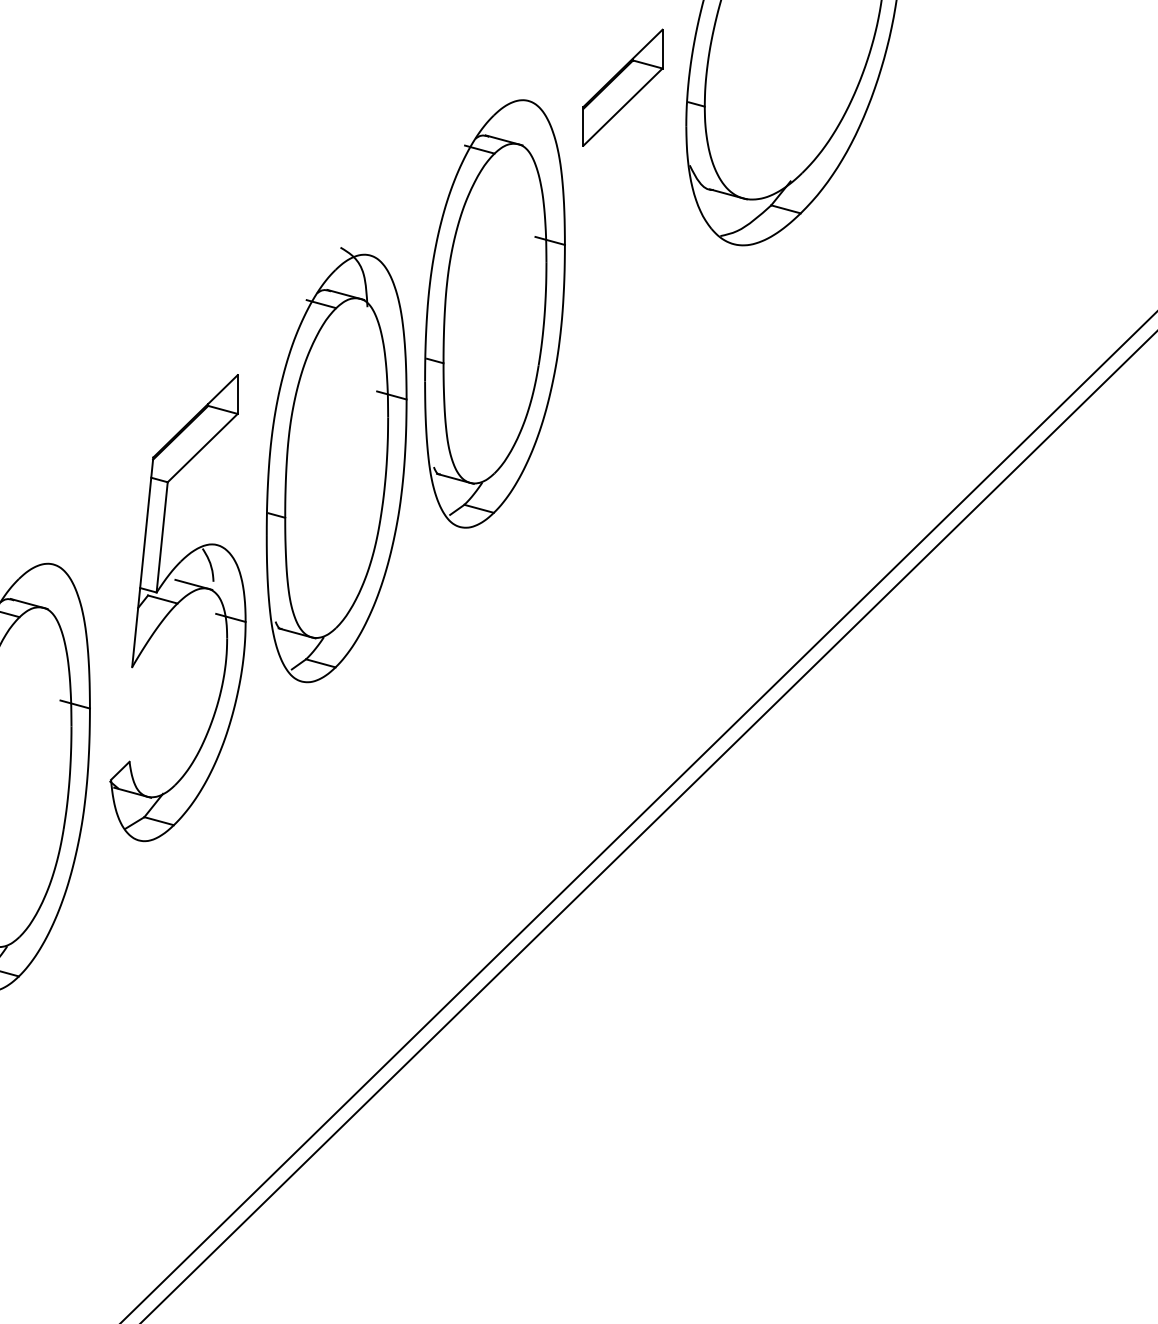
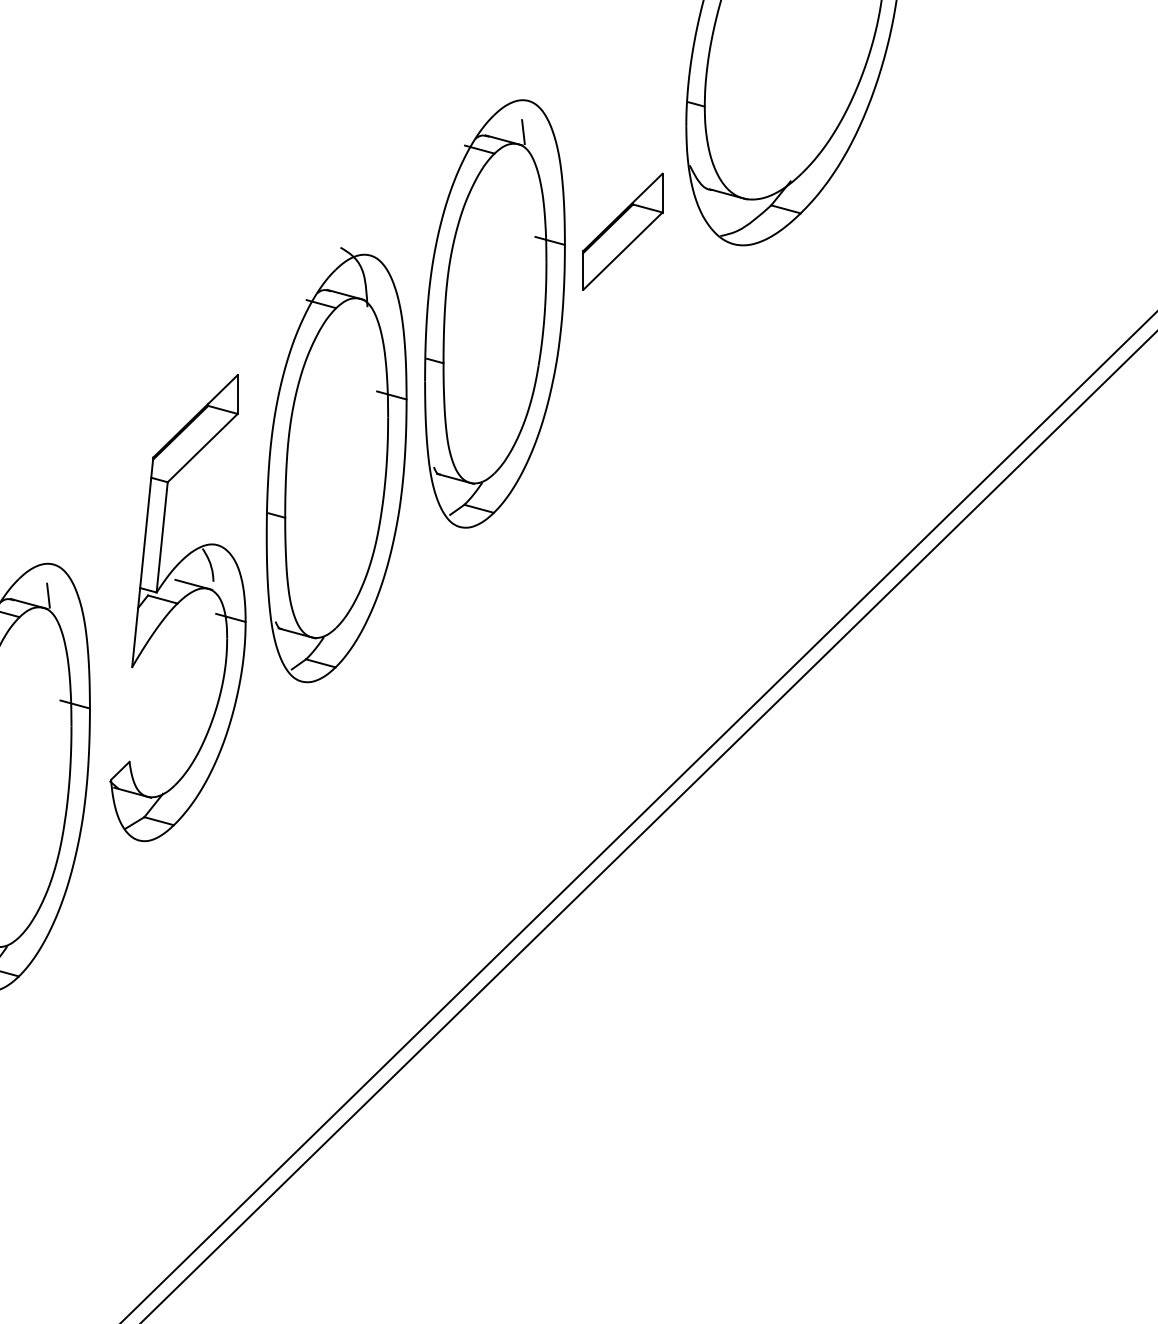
part position: (622, 87) -> (622, 231) (622, 231)
line: none -> present (523, 132)
line: none -> present (48, 595)
